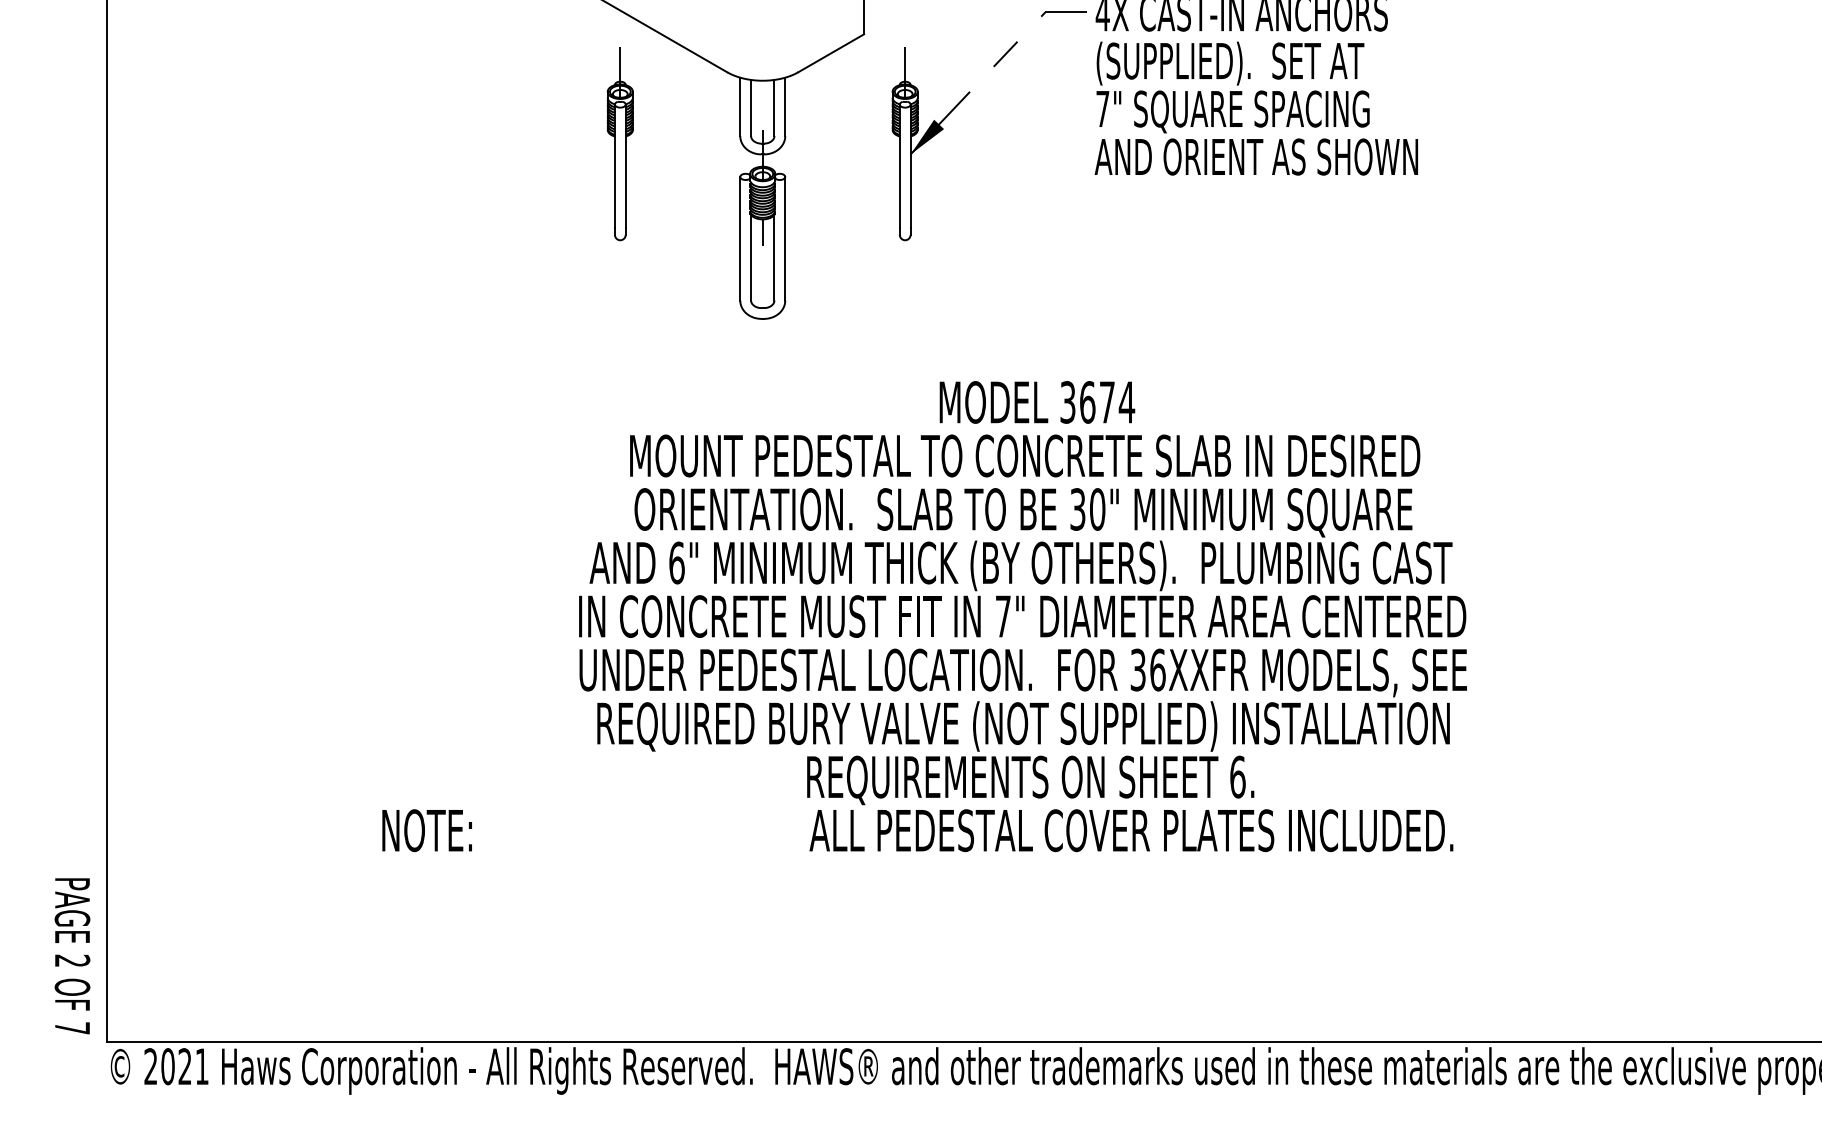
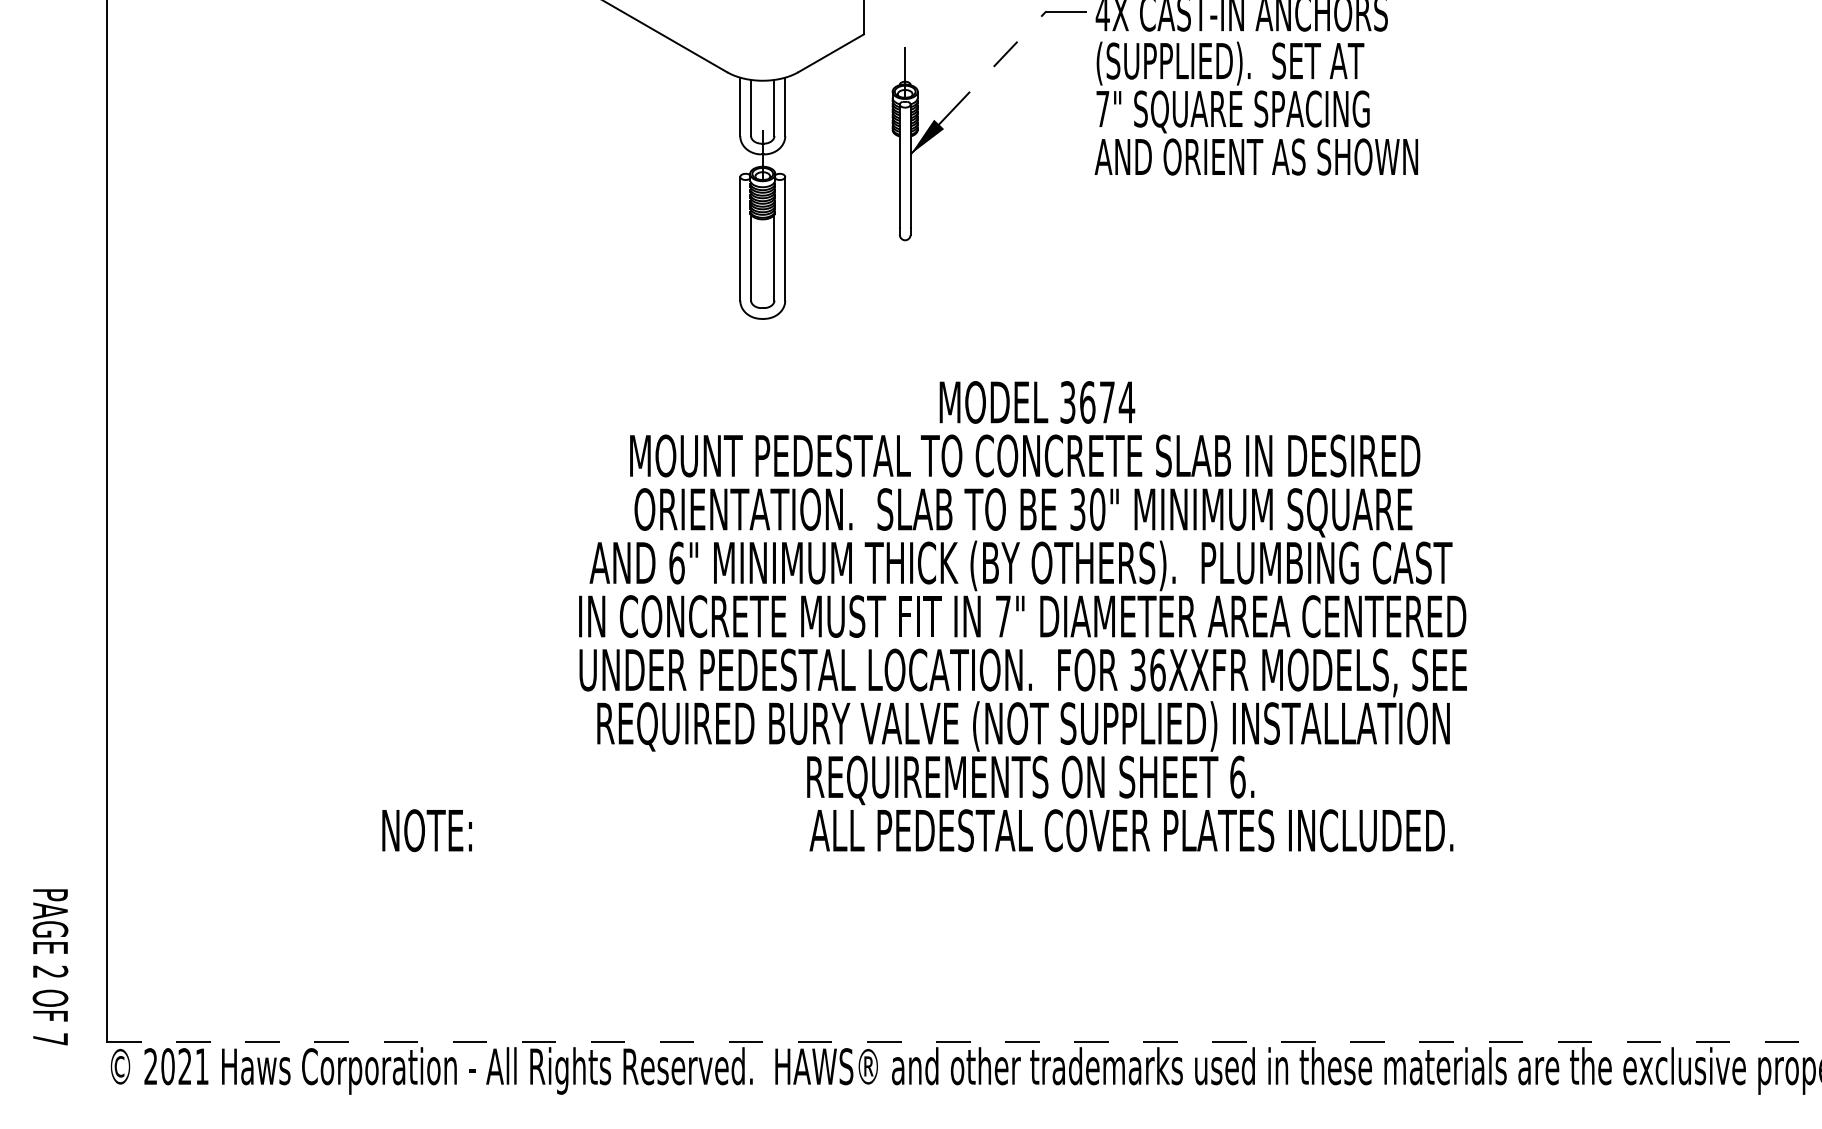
part: present -> none (619, 144)
line: present -> none (762, 232)
text position: (72, 956) -> (50, 967) (50, 967)
line: solid -> dashed (964, 1041)
